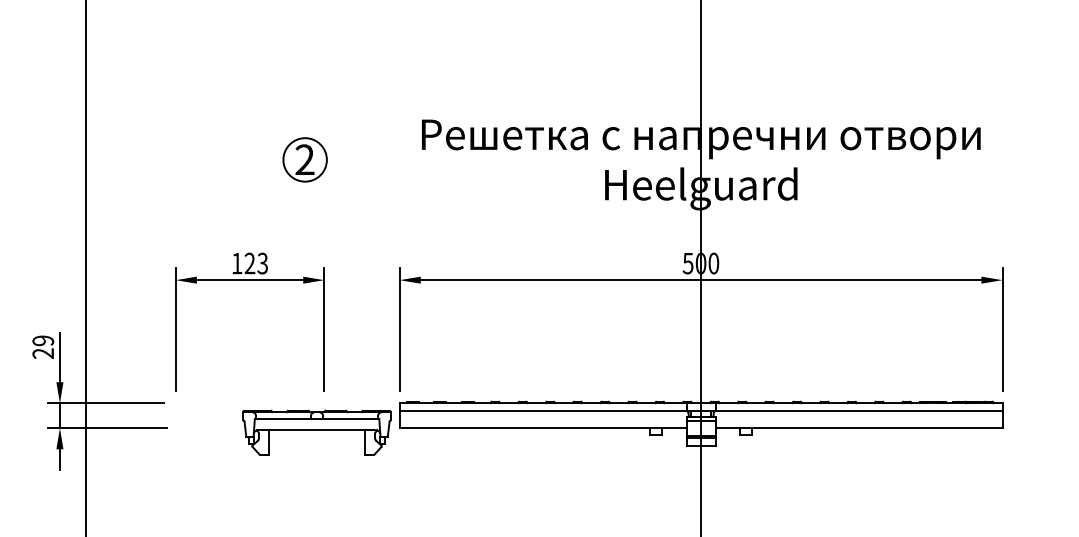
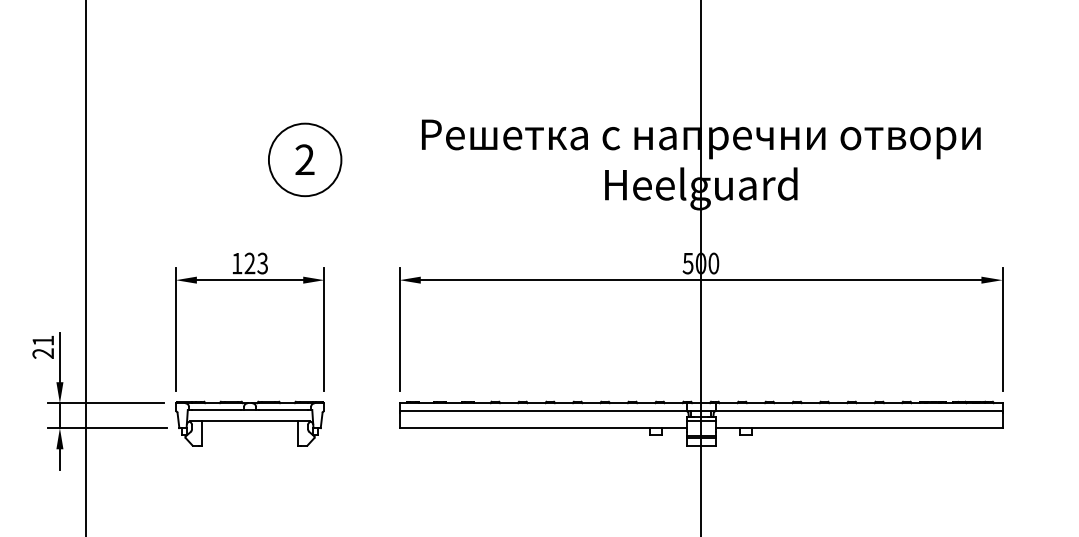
circle diameter: 43 px -> 72 px (304, 159)
text: 29 -> 21 (43, 340)
part position: (316, 432) -> (249, 423) (249, 423)
